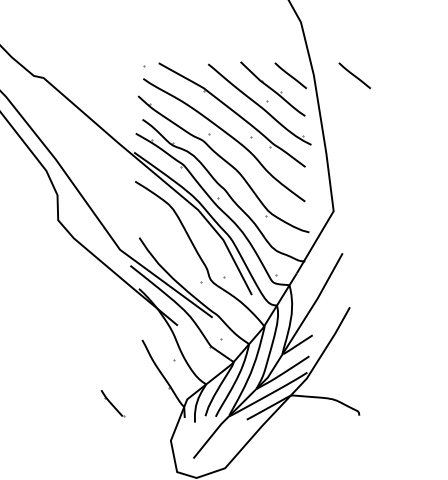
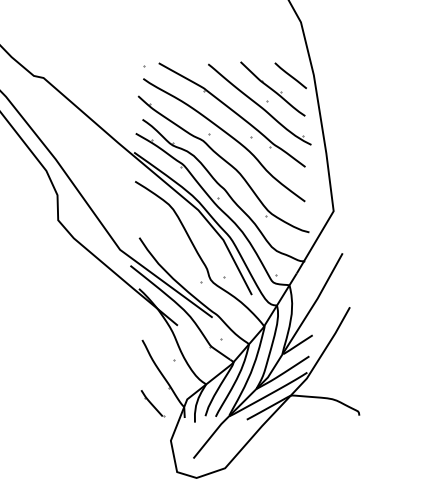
line: present -> none (354, 75)
part position: (112, 403) -> (152, 403) (152, 403)
